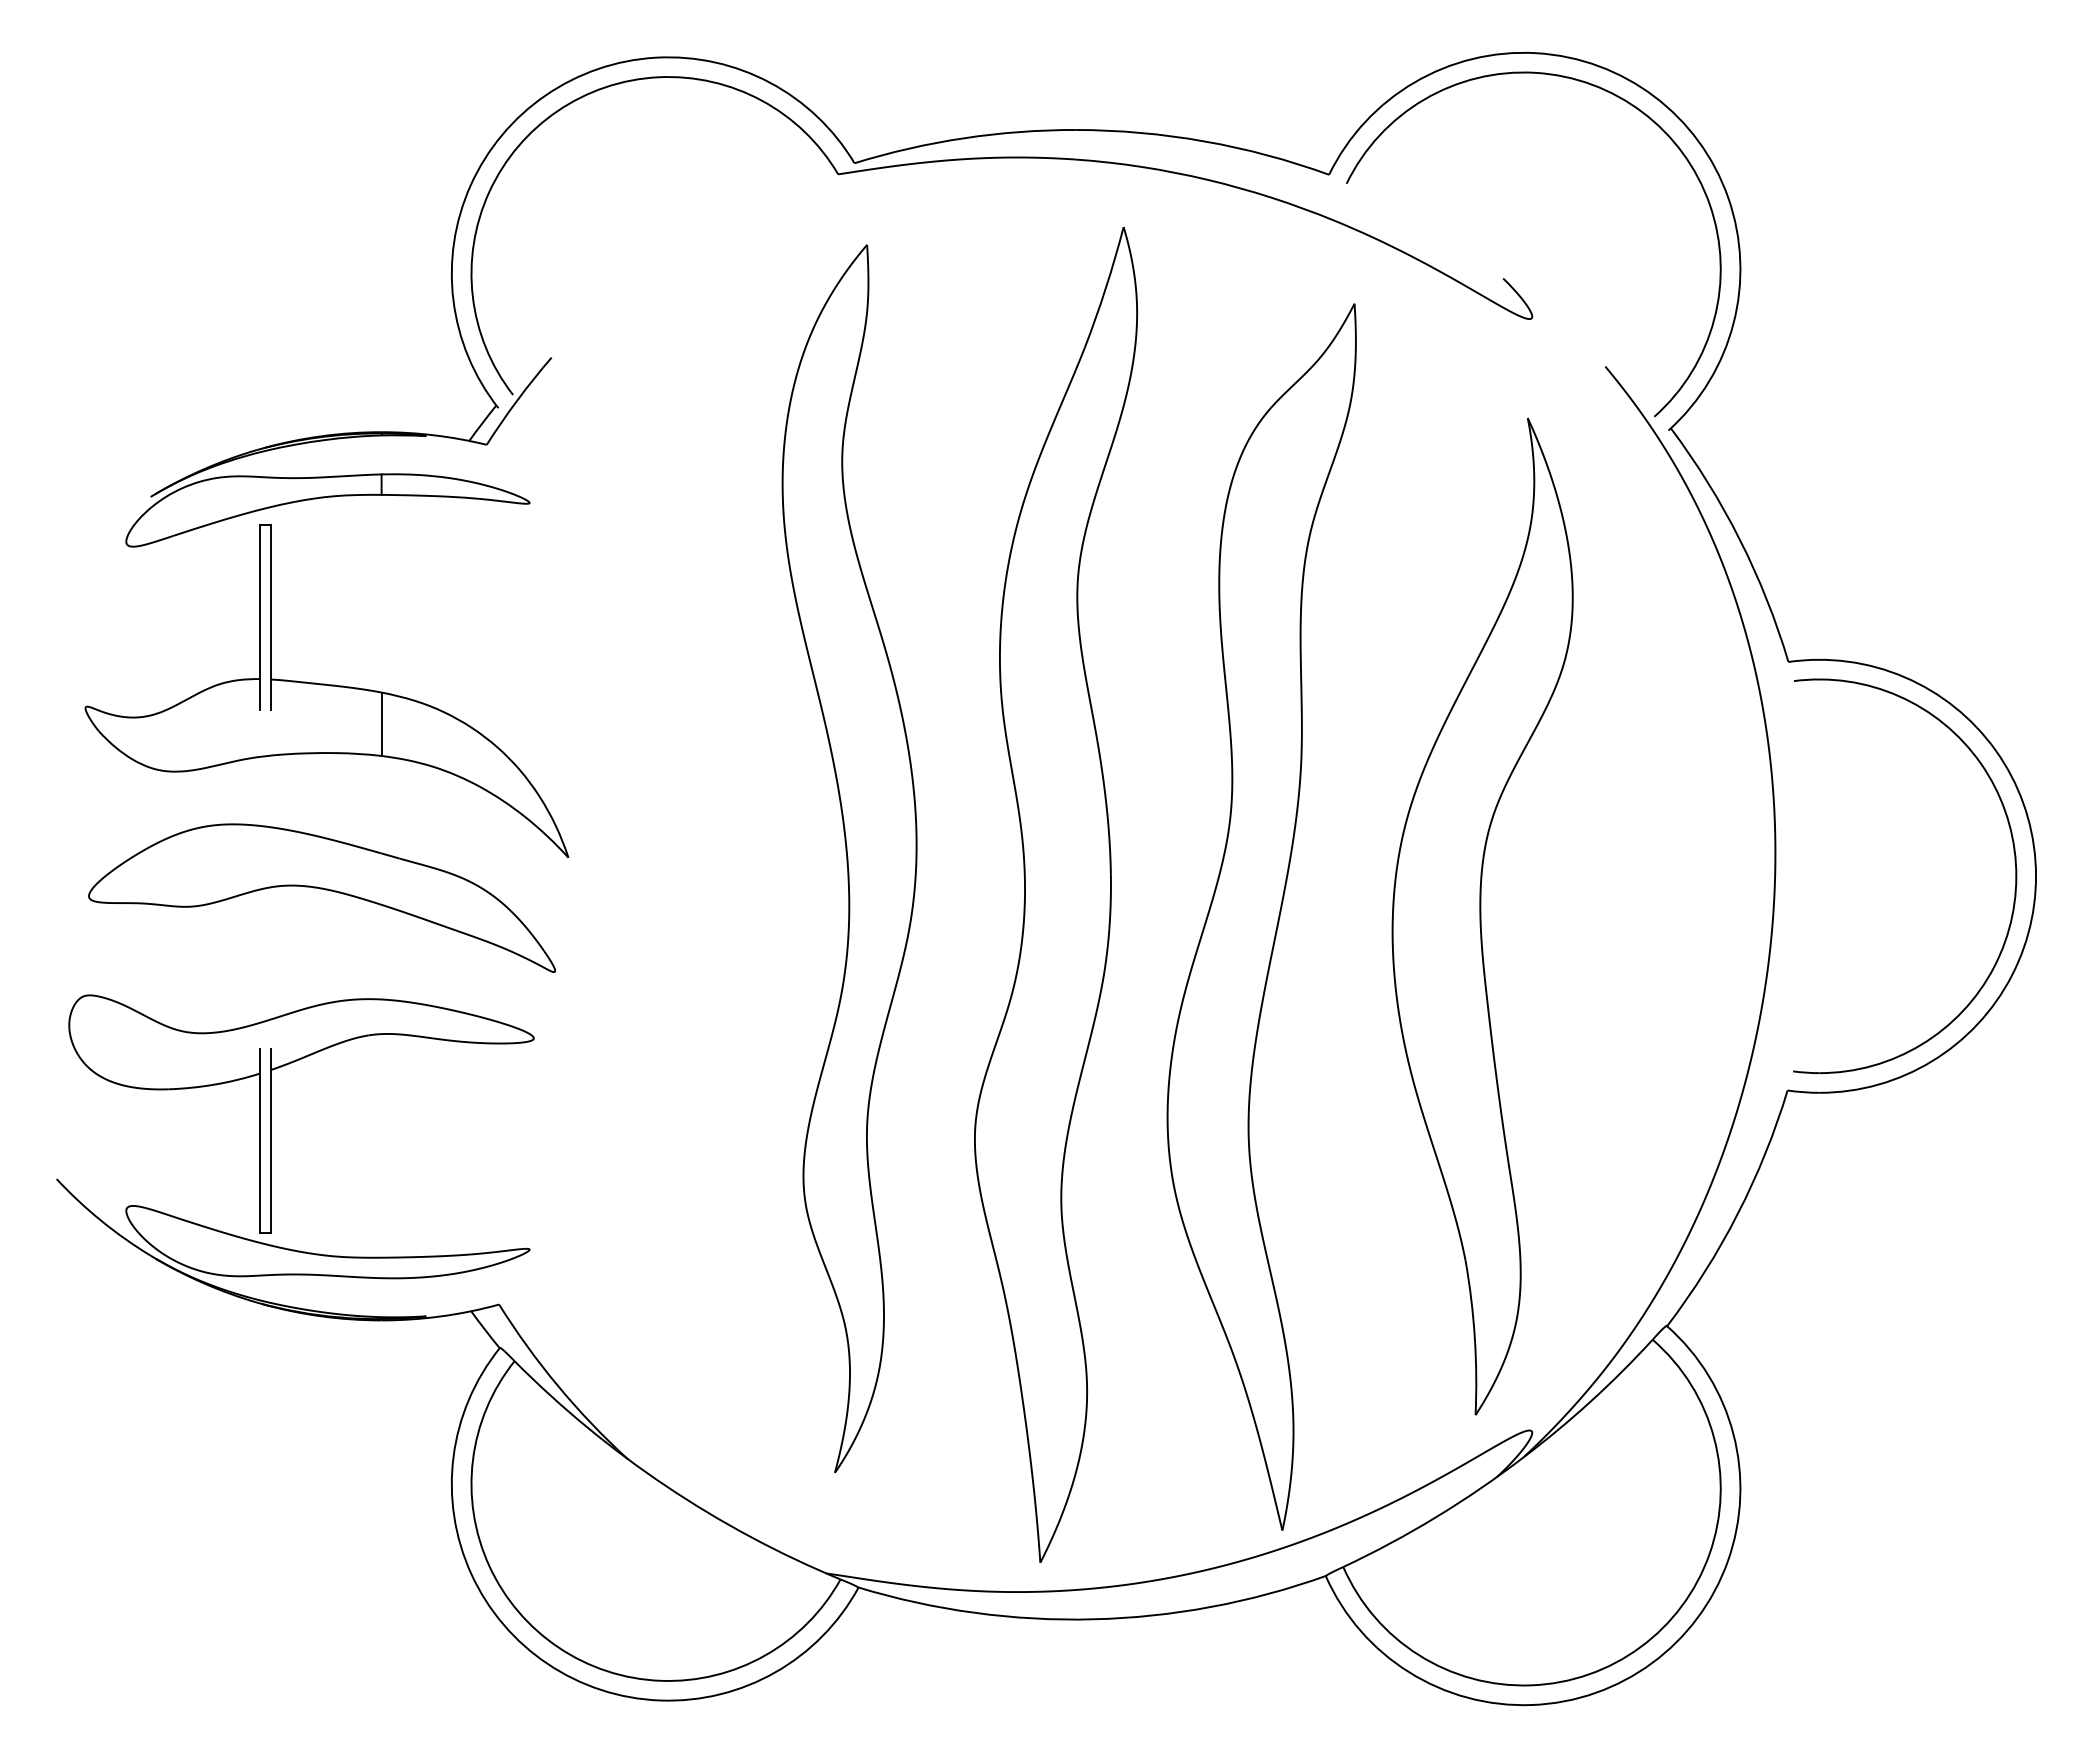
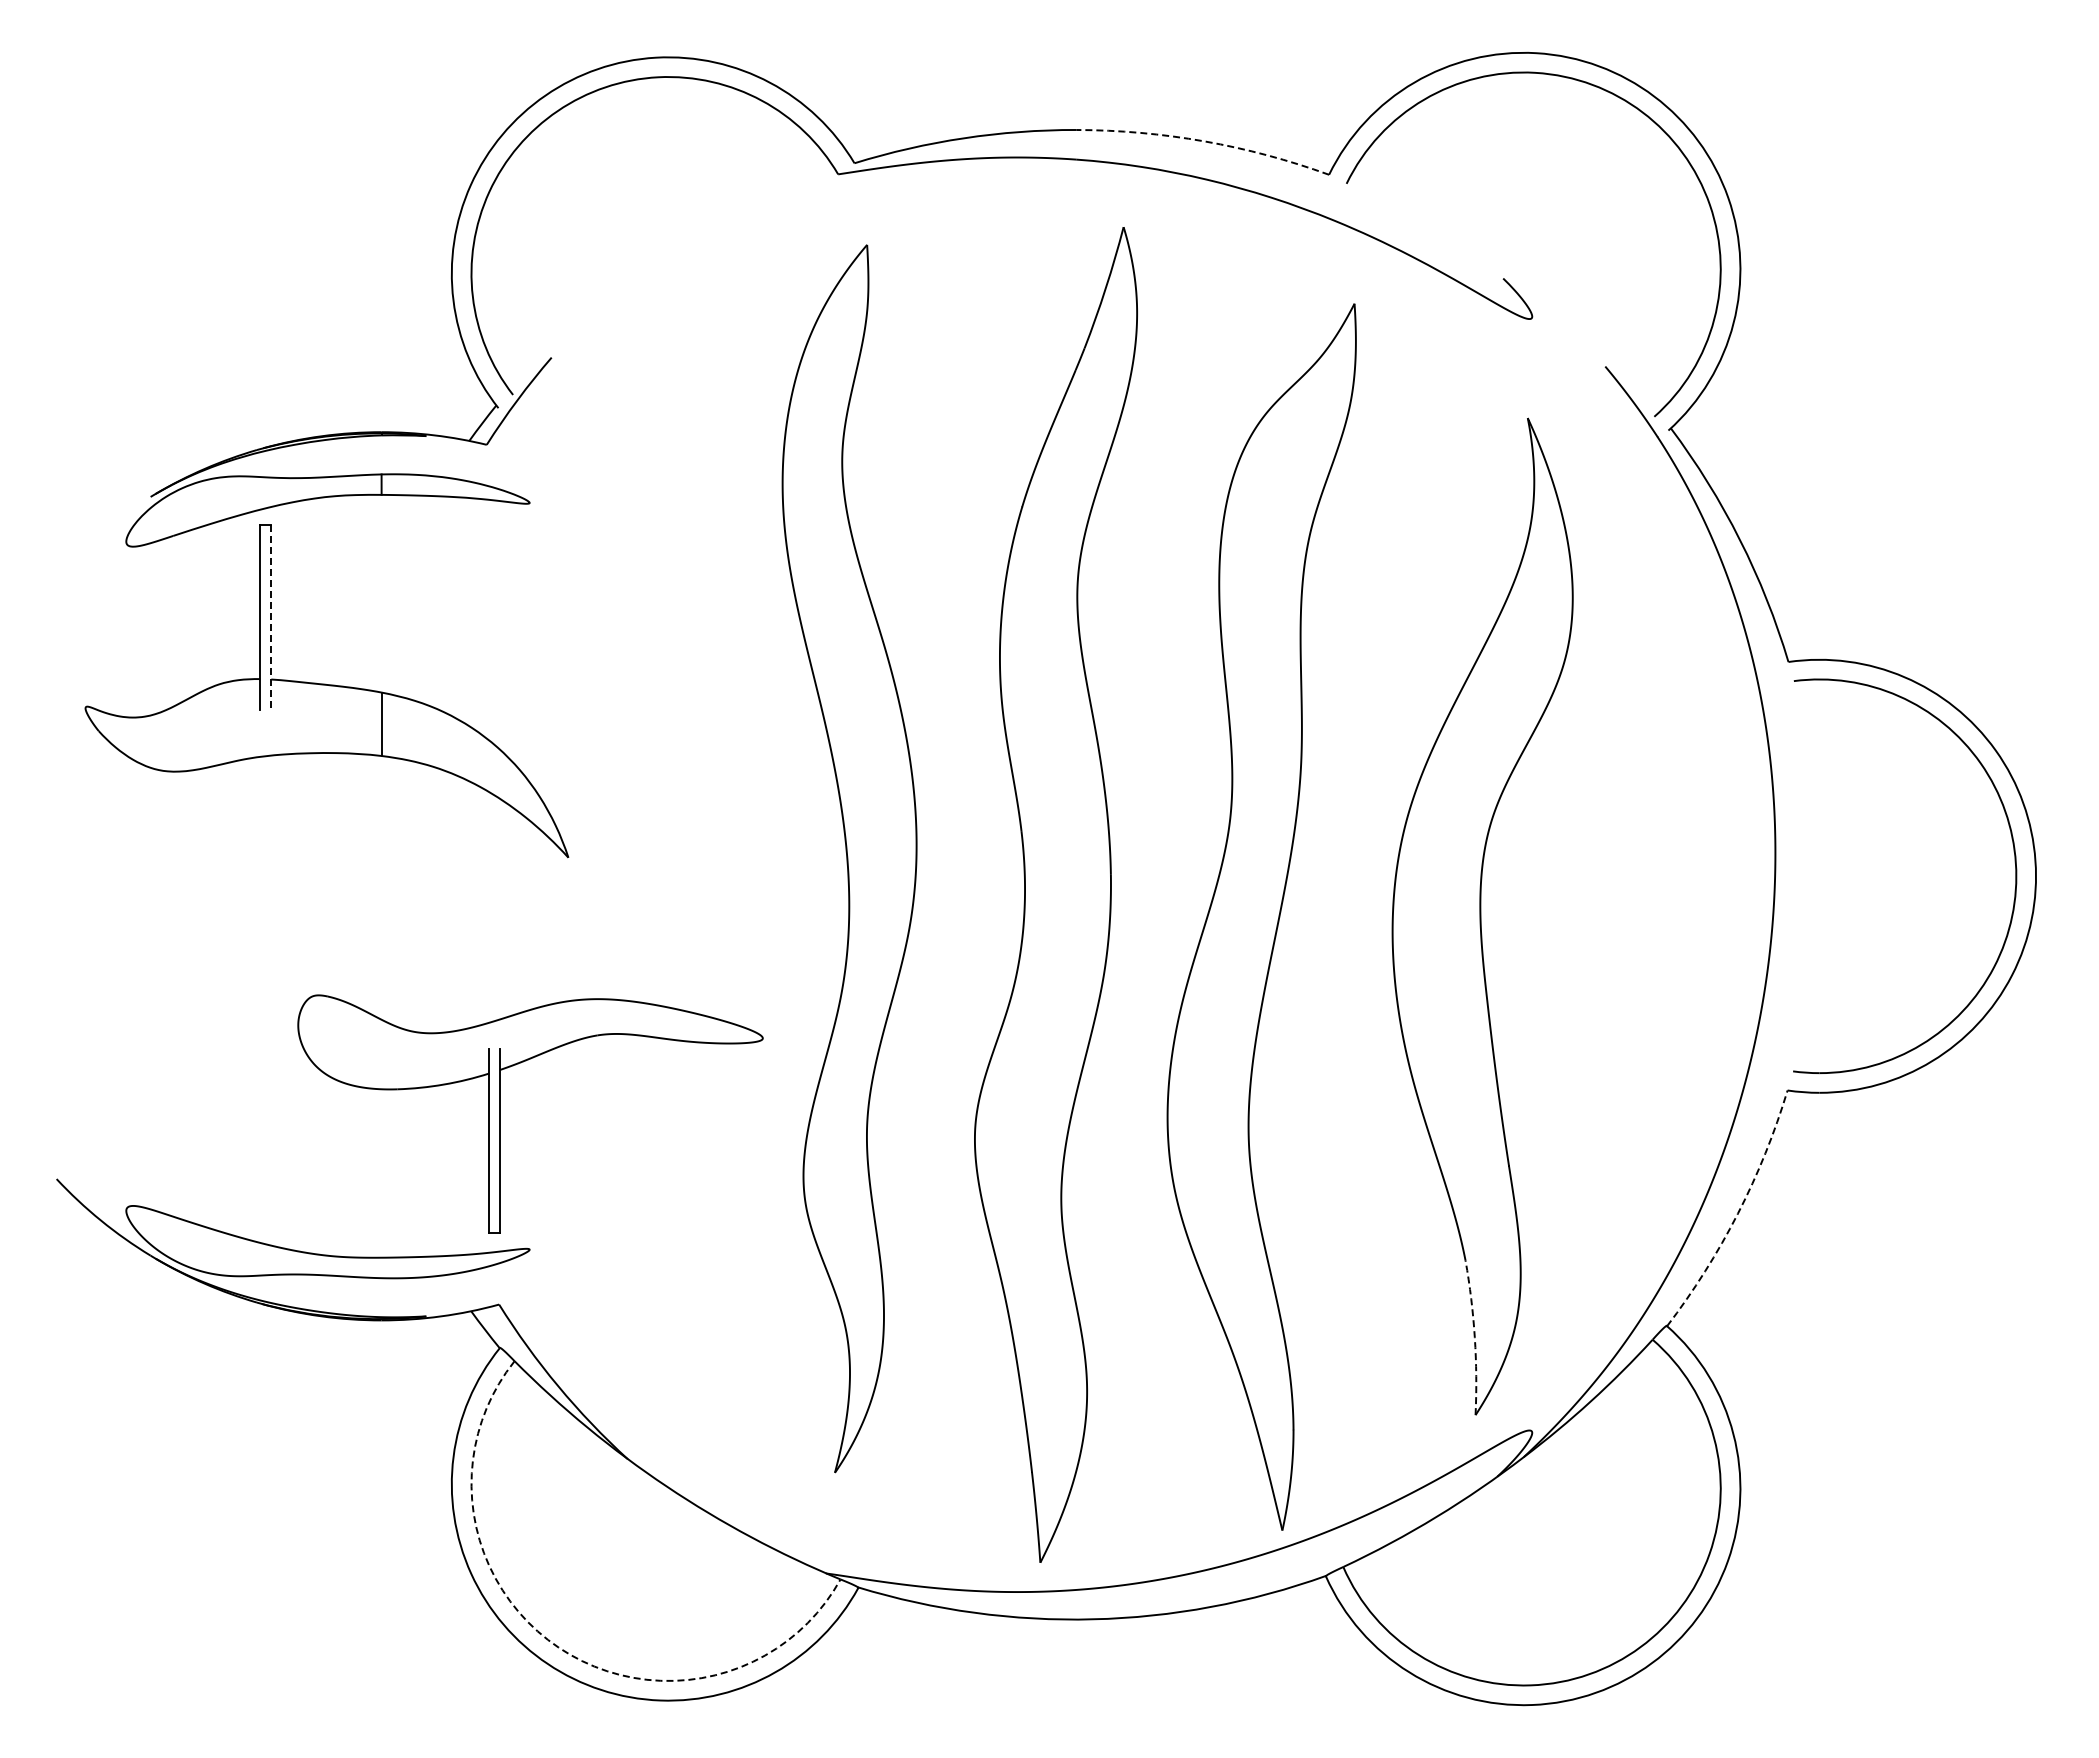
arc: solid -> dashed (1204, 141)
line: solid -> dashed (271, 618)
part: present -> none (321, 889)
part position: (271, 1113) -> (500, 1113) (500, 1113)
arc: solid -> dashed (1737, 1213)
arc: solid -> dashed (1474, 1337)
arc: solid -> dashed (558, 1647)
